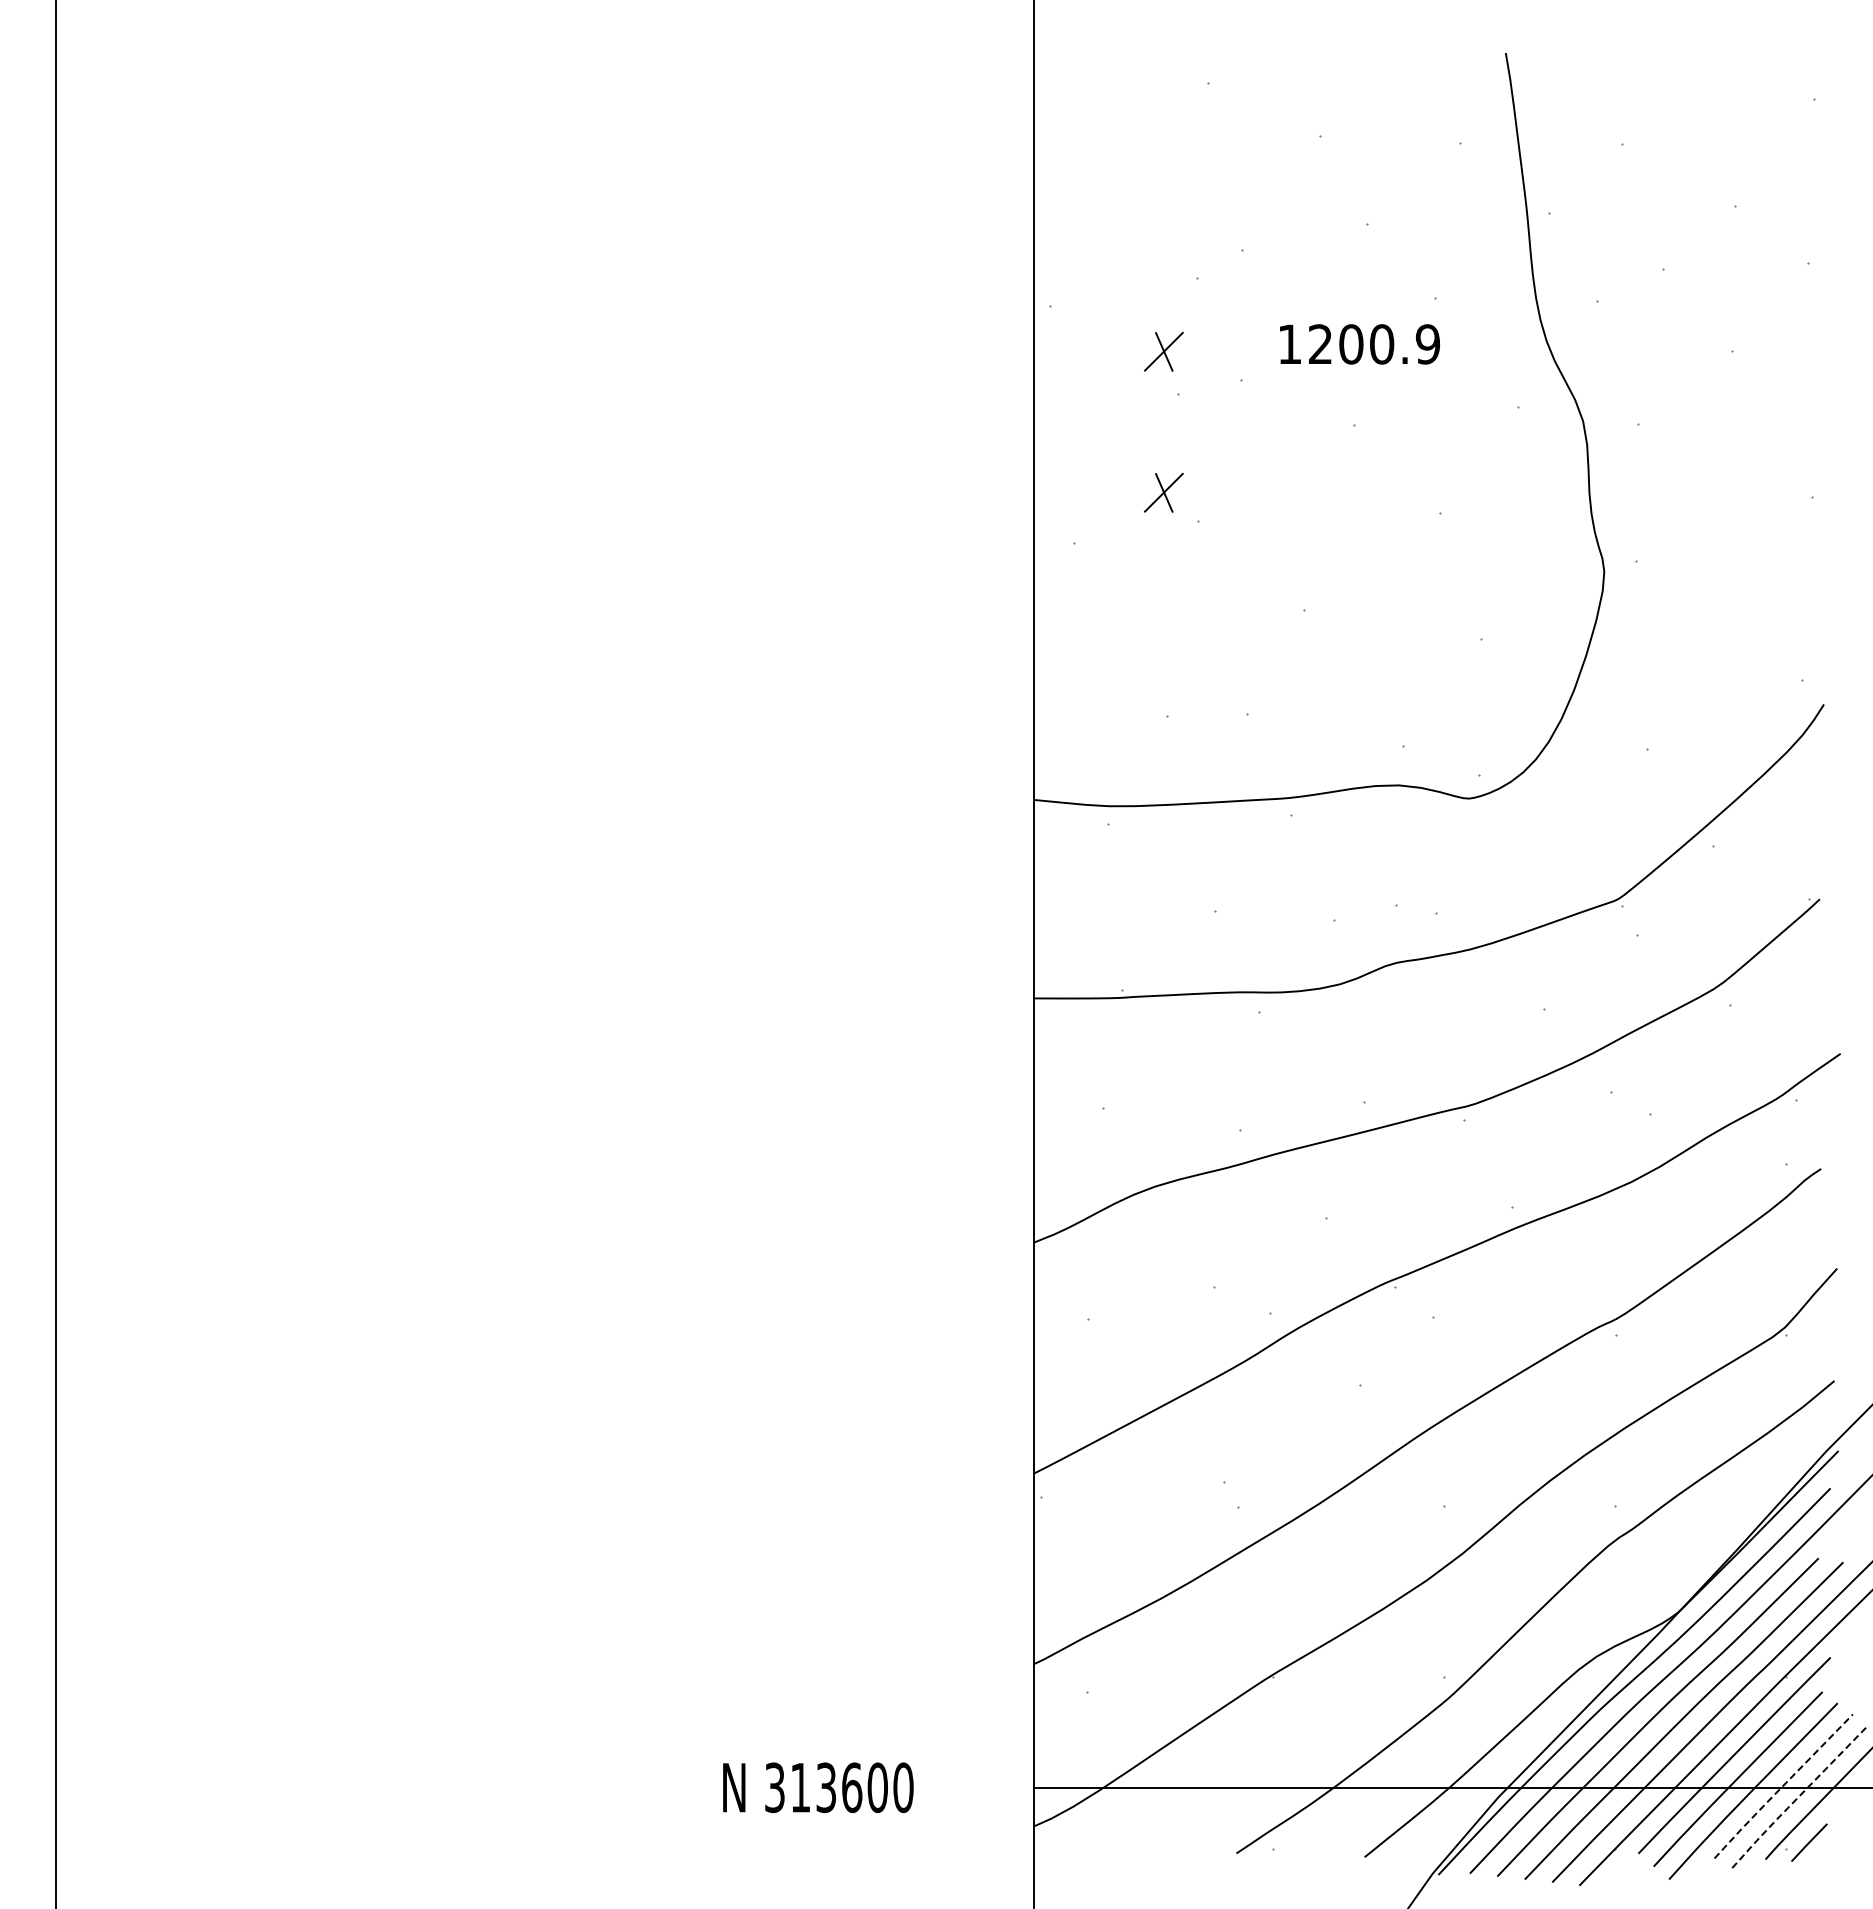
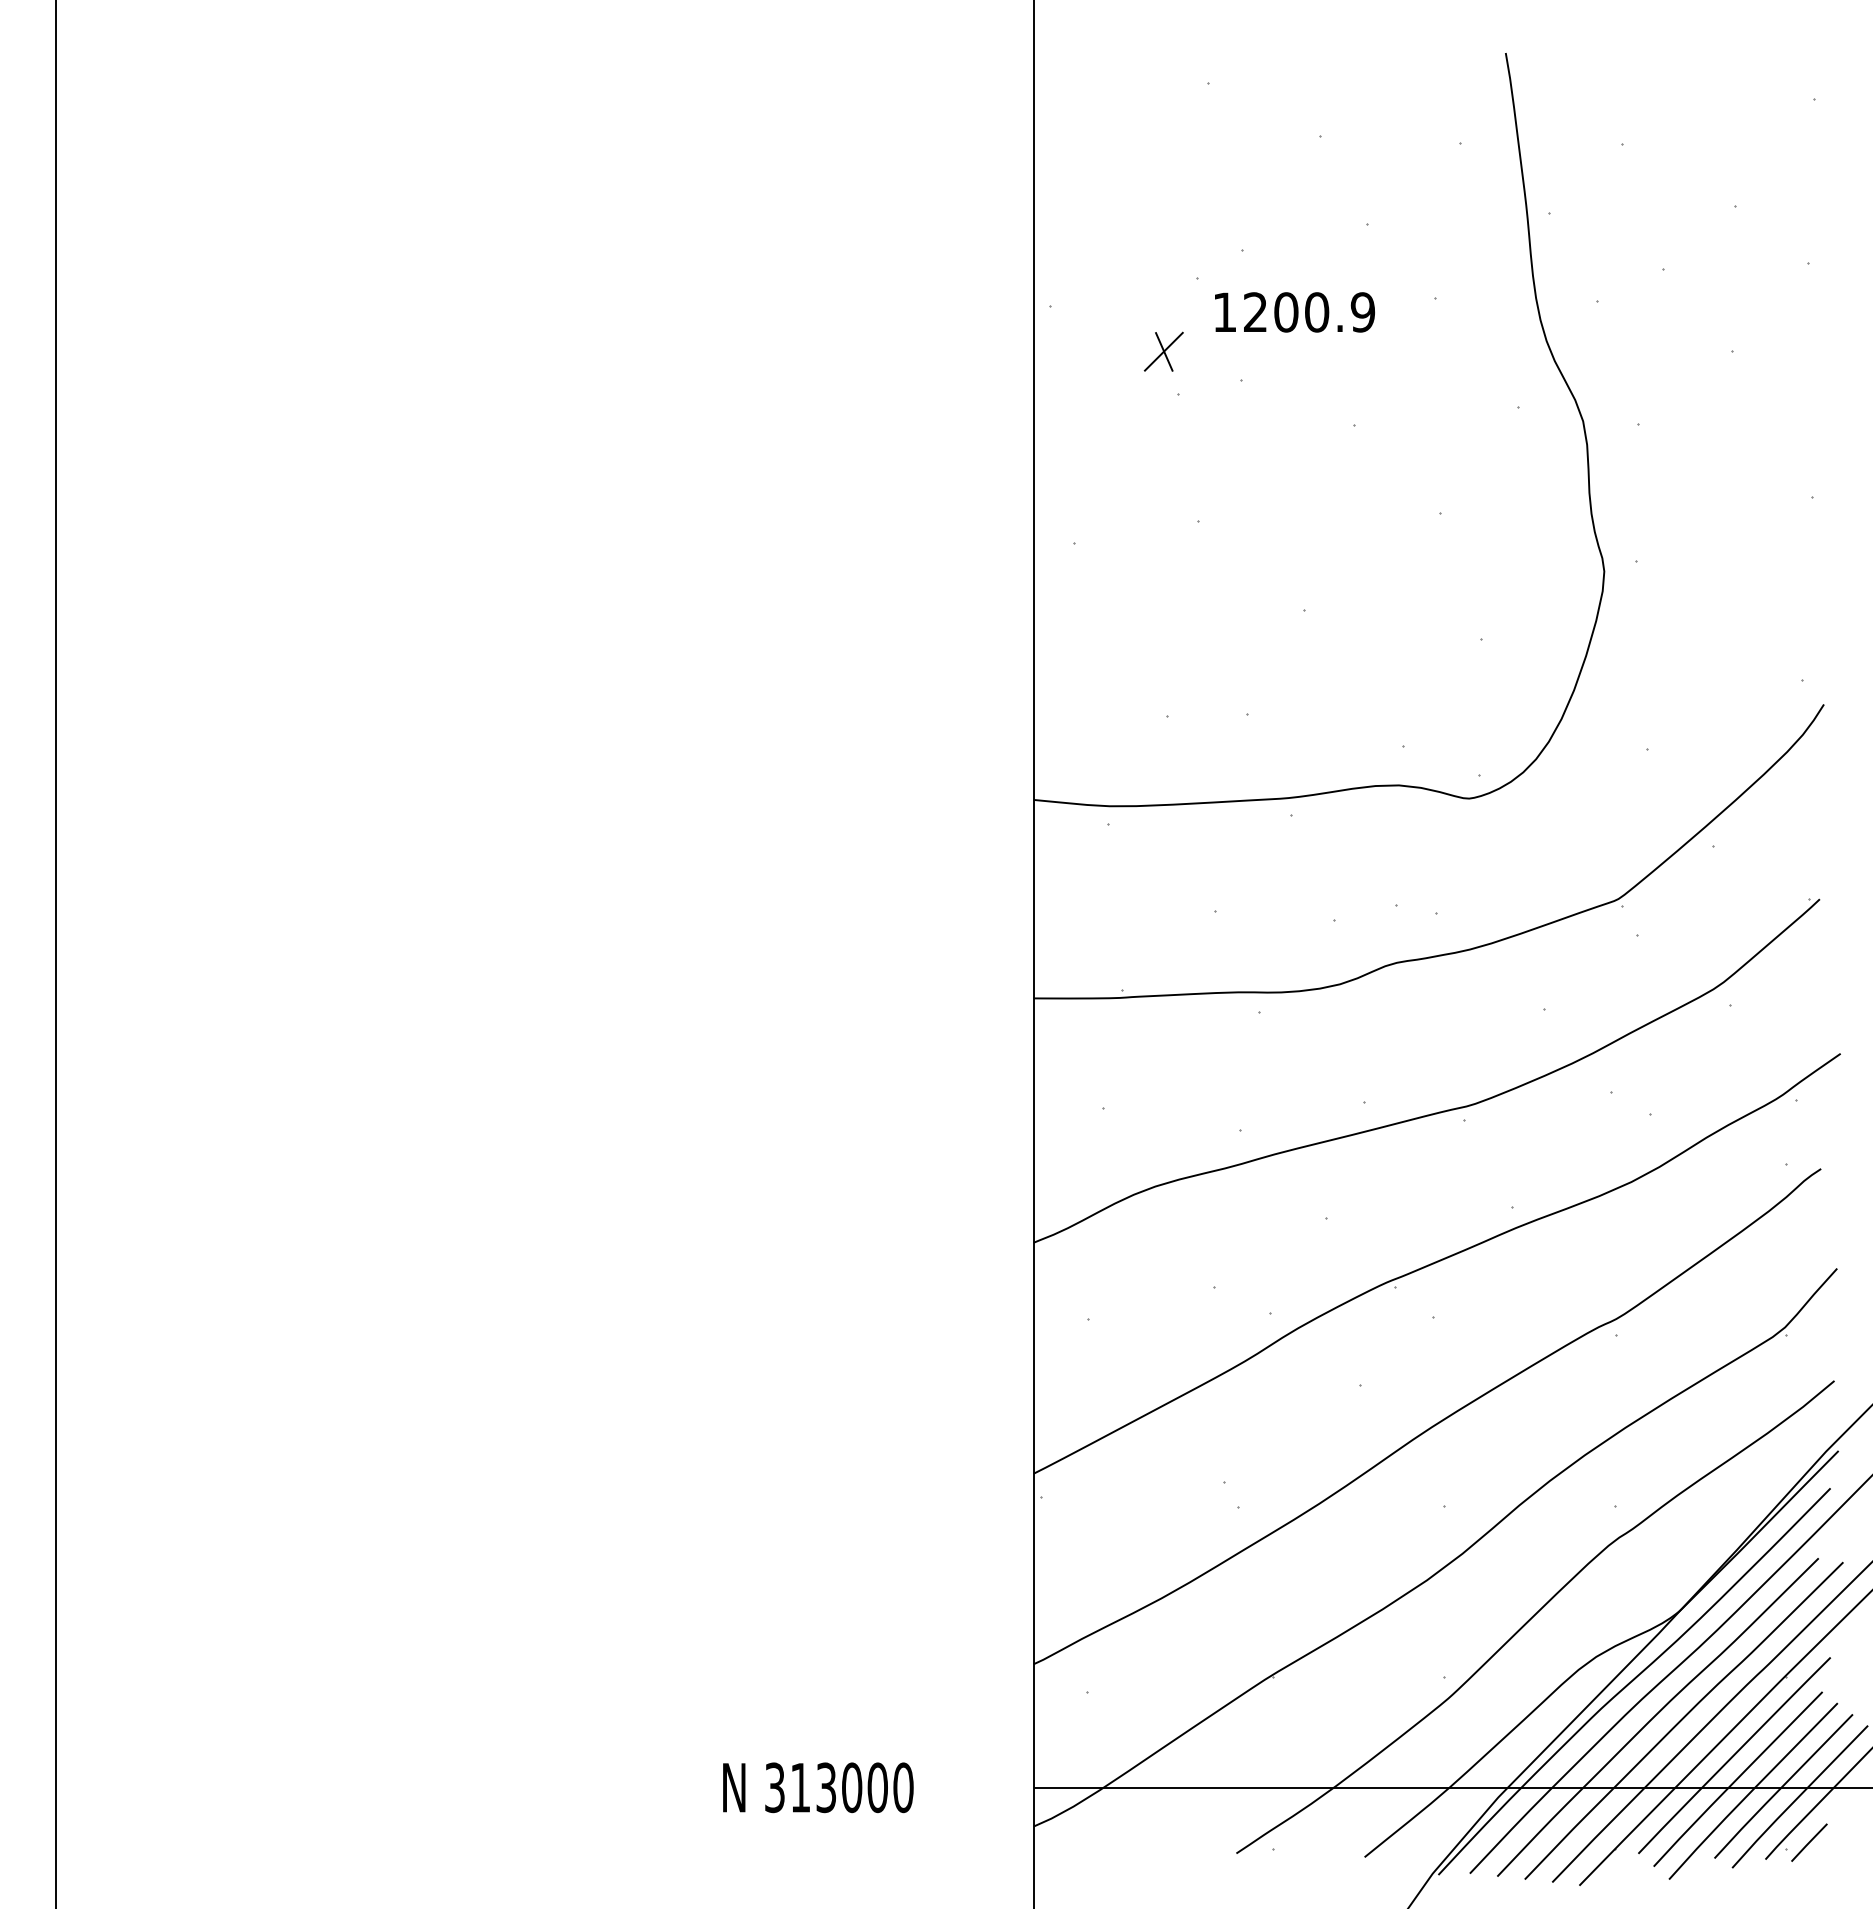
text position: (1359, 344) -> (1294, 312) (1294, 312)
part: present -> none (1163, 492)
text: 313600 -> 313000 (852, 1787)
line: dashed -> solid (1782, 1787)
line: dashed -> solid (1798, 1796)
